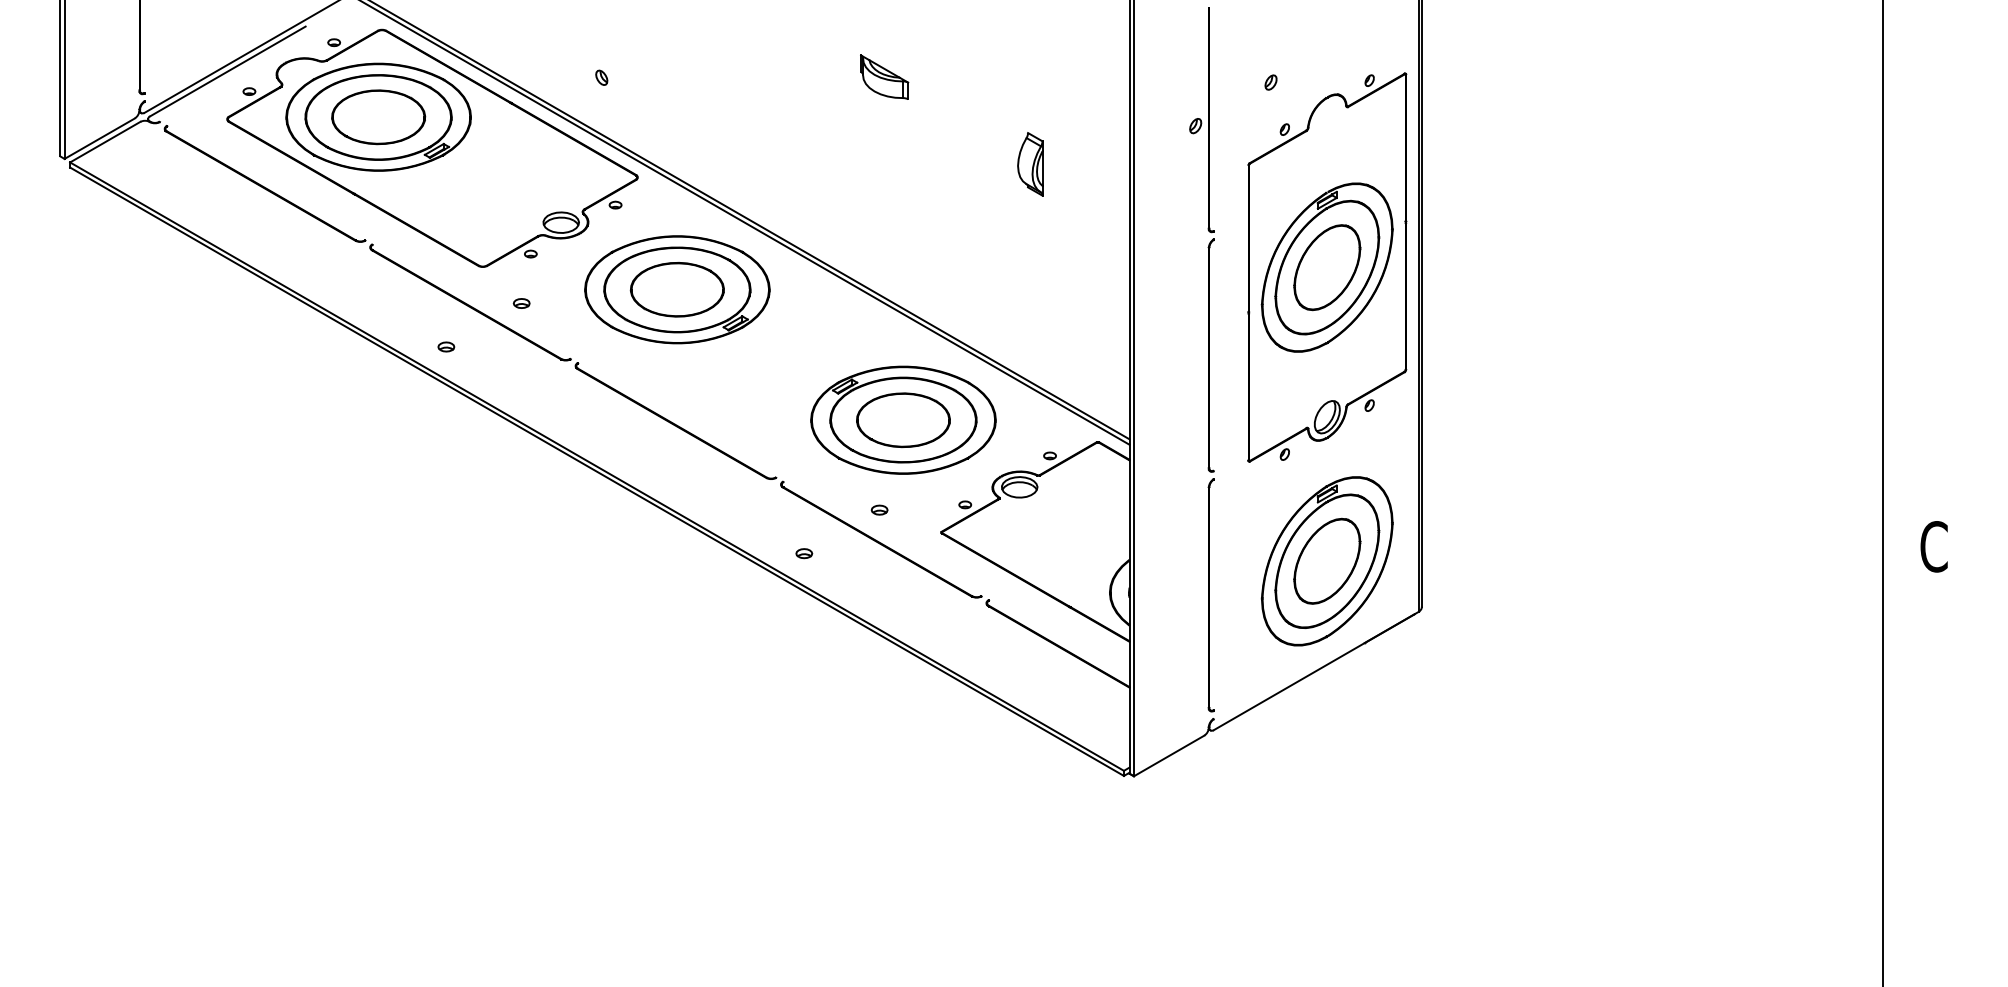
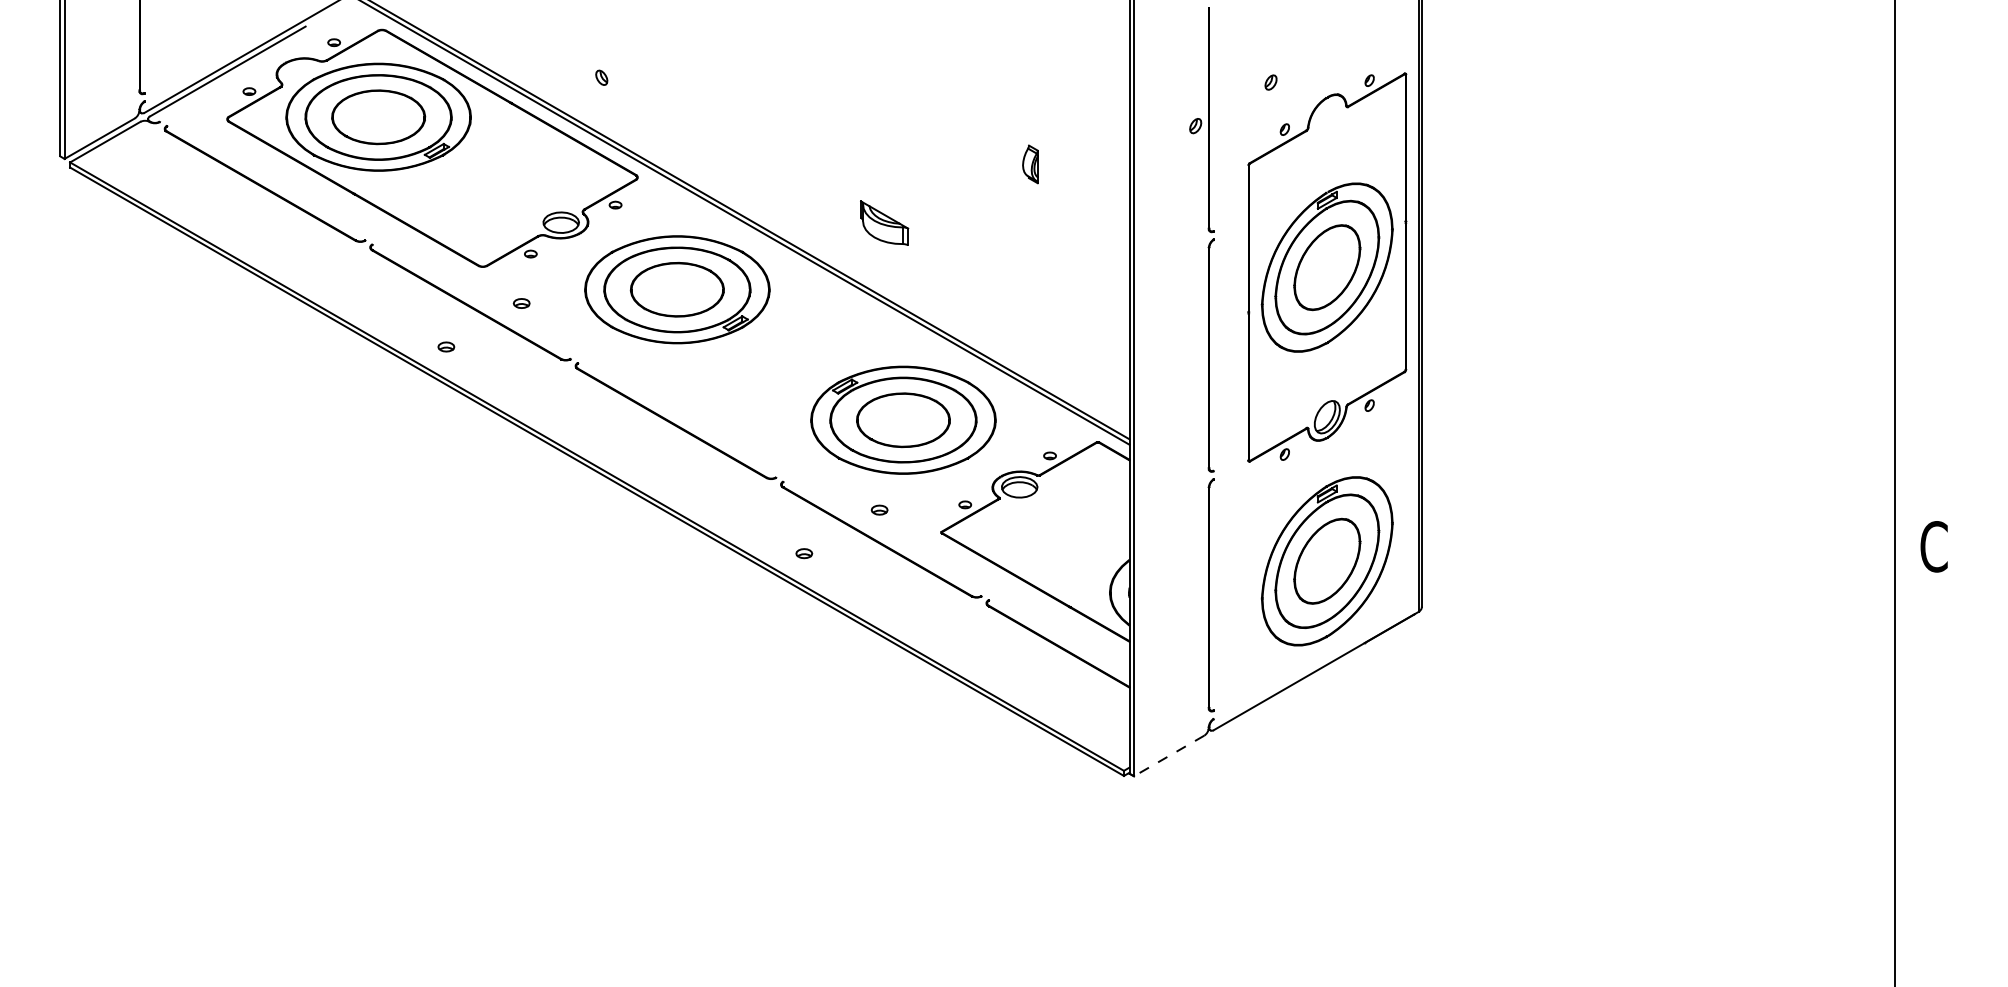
part position: (884, 76) -> (884, 222) (884, 222)
part size: 27x65 px -> 17x41 px (1030, 164)
line position: (1883, 492) -> (1895, 492) (1895, 492)
line: solid -> dashed (1169, 755)
